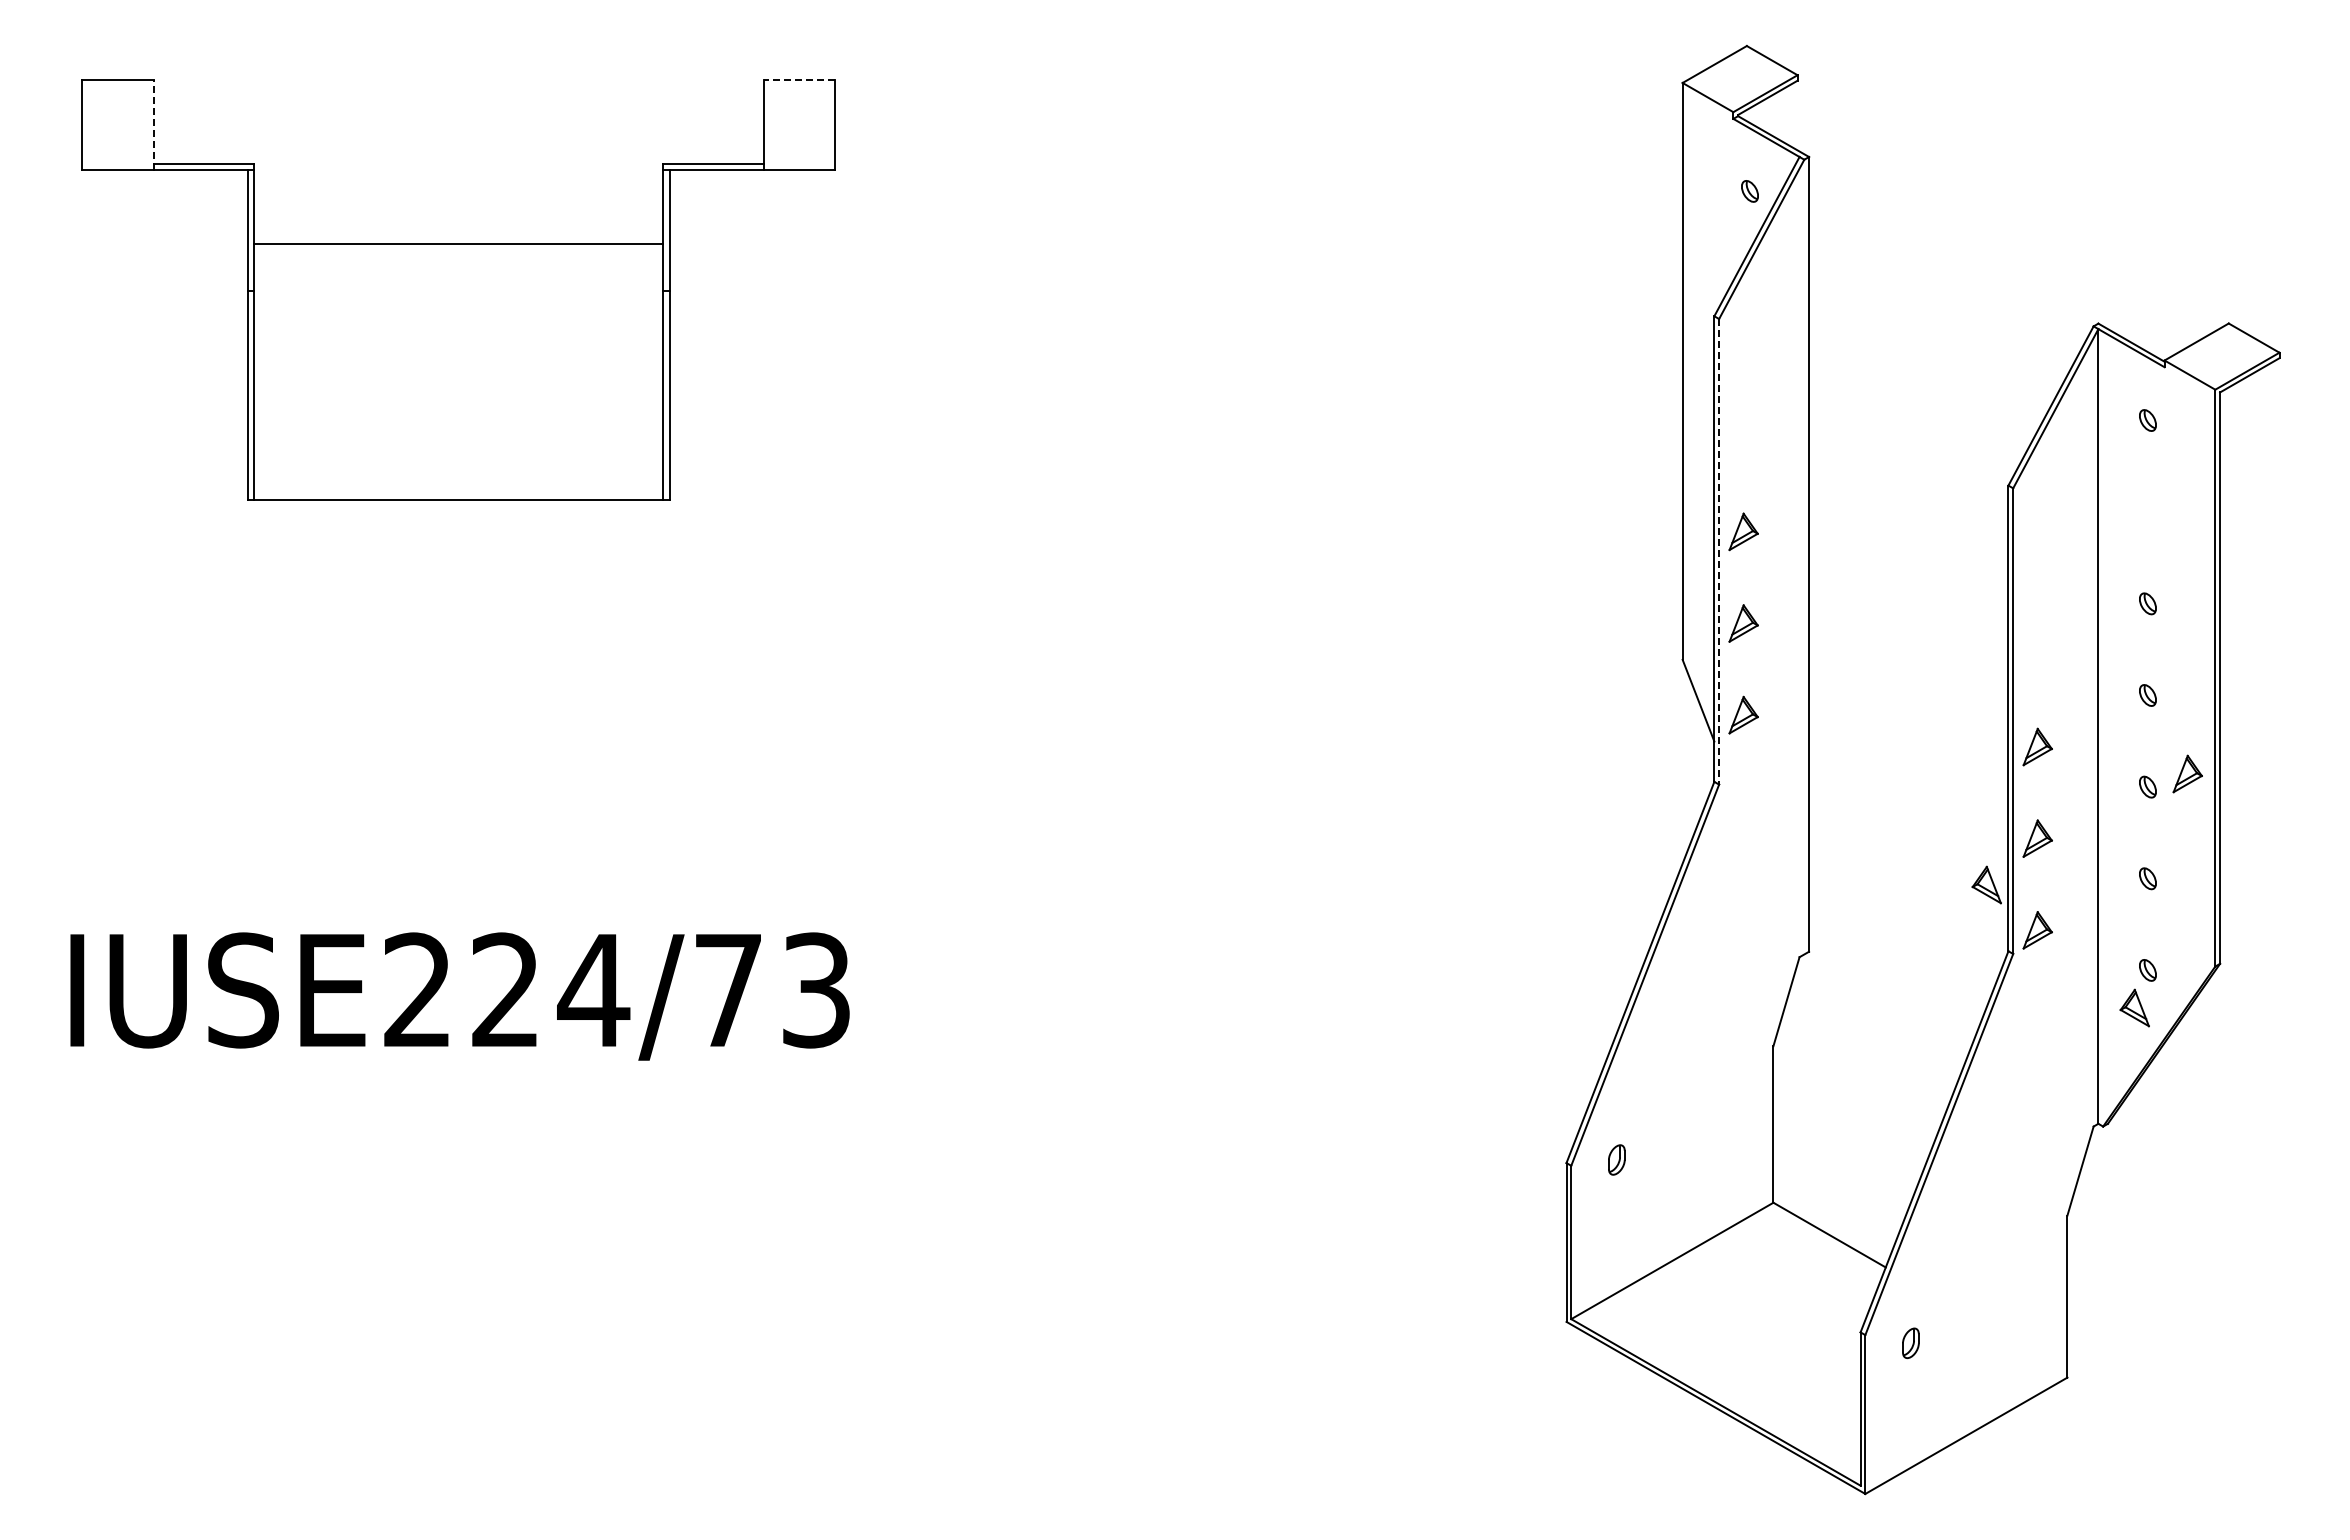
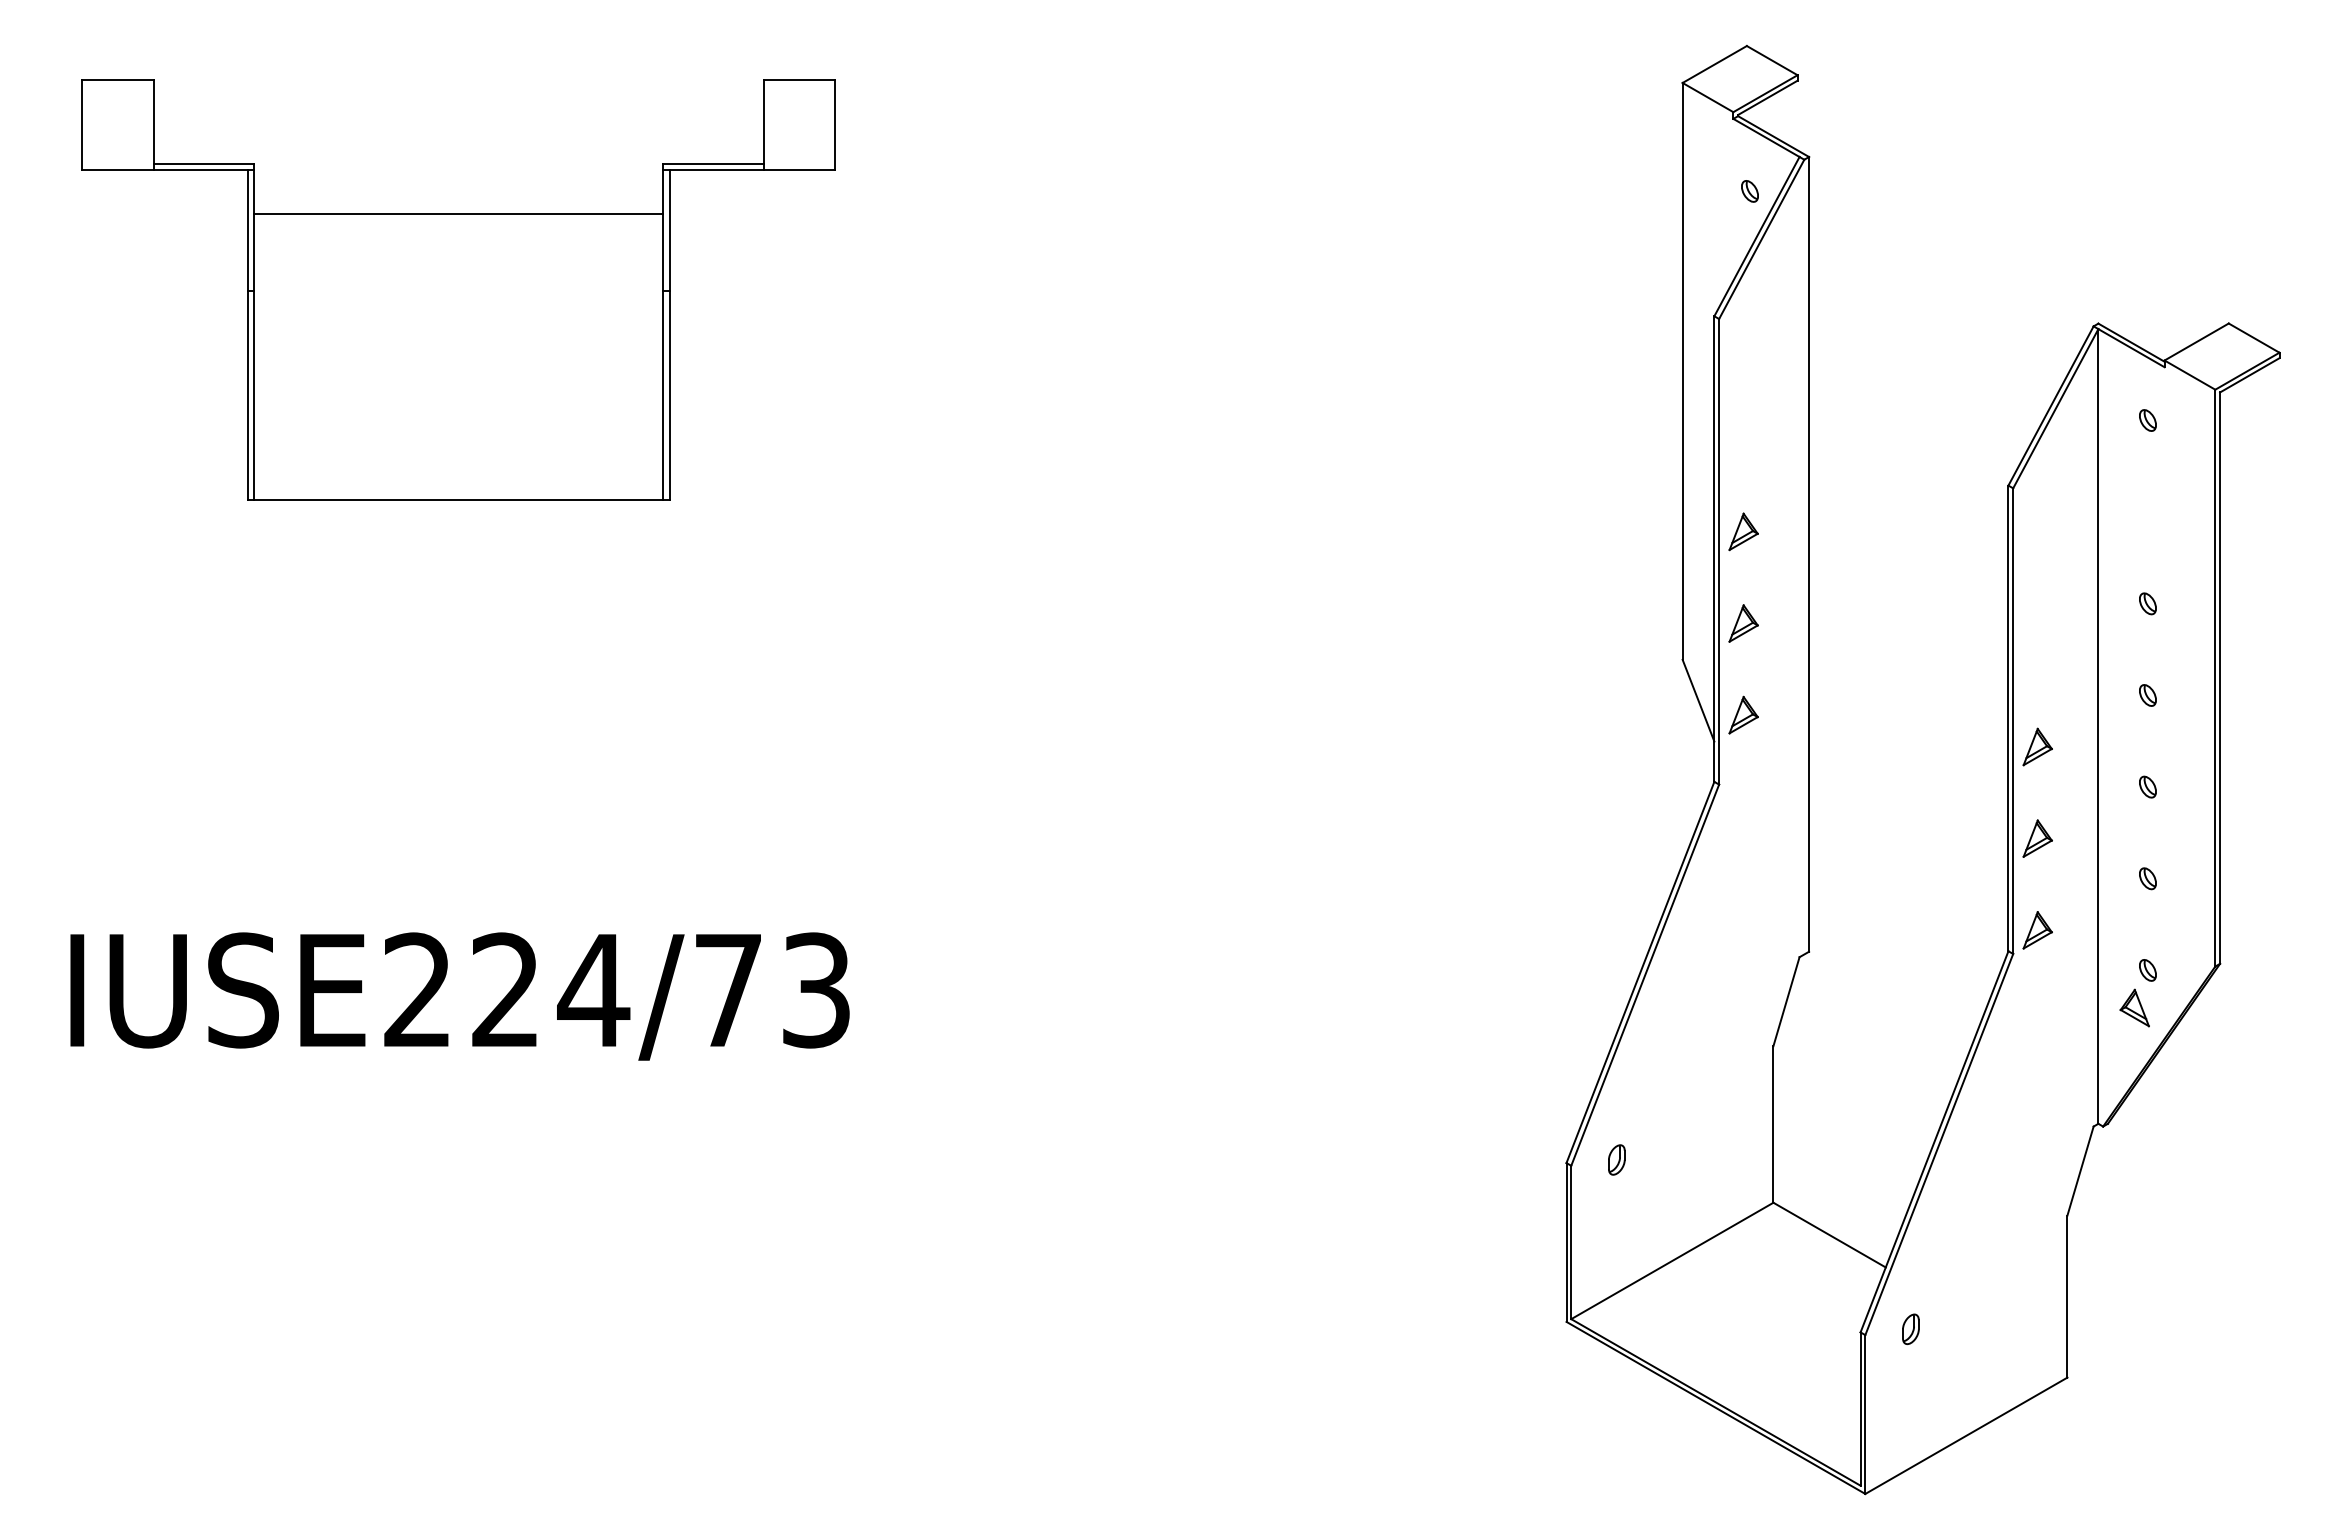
line: dashed -> solid (799, 79)
line: dashed -> solid (153, 124)
line position: (458, 244) -> (458, 214) (458, 214)
line: dashed -> solid (1719, 551)
part: present -> none (2187, 773)
part: present -> none (1986, 884)
part position: (1910, 1343) -> (1910, 1329) (1910, 1329)
